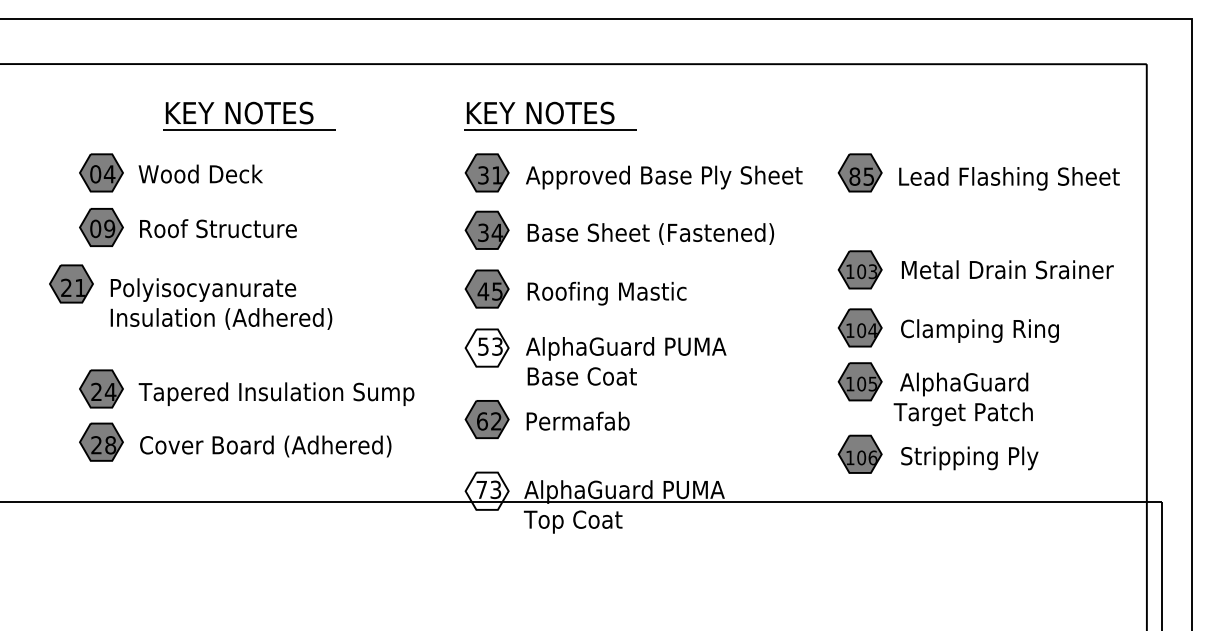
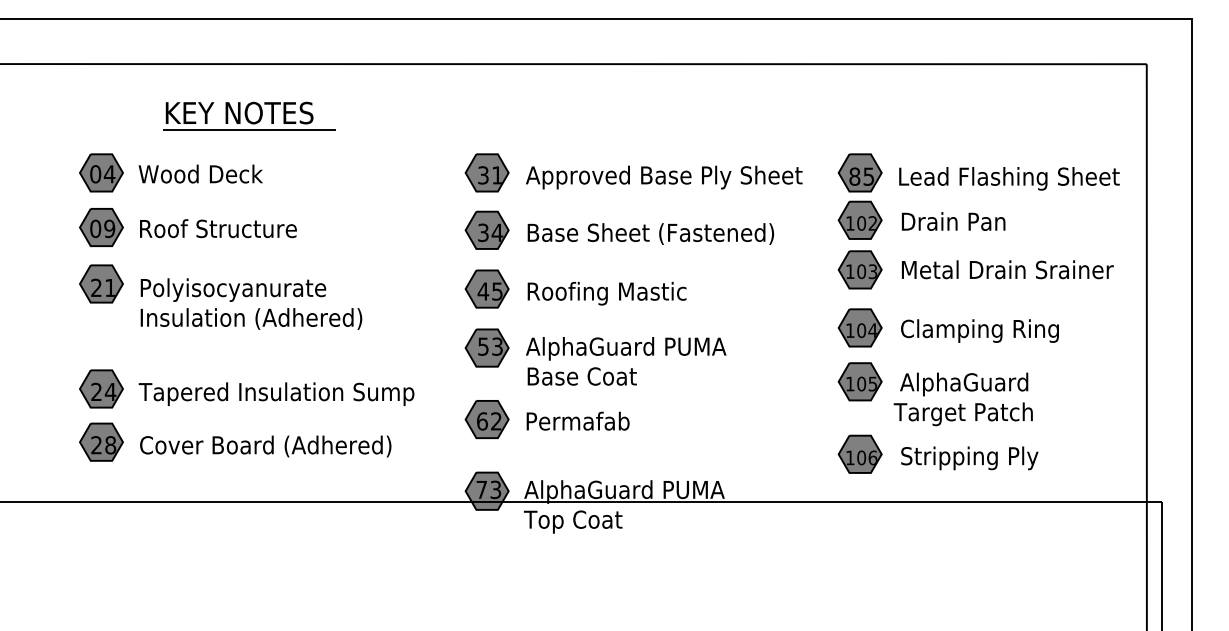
part: present -> none (550, 115)
part: none -> present (921, 219)
part position: (190, 296) -> (220, 296) (220, 296)
fill: none -> present (486, 347)
fill: none -> present (486, 490)
